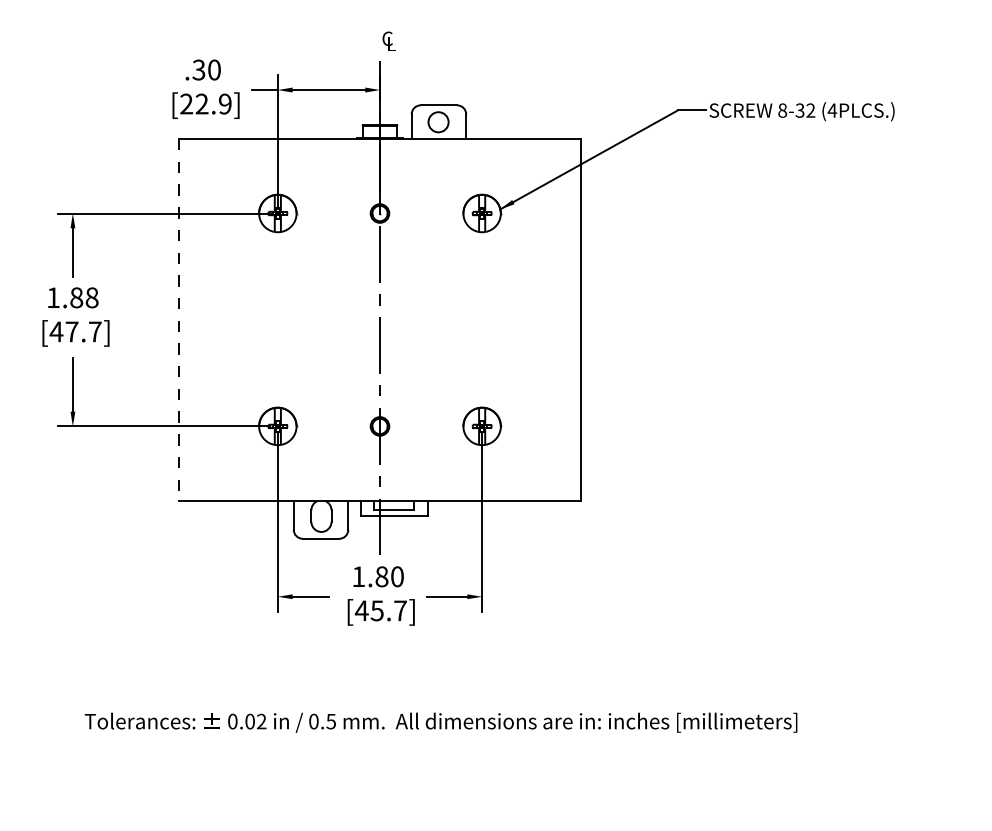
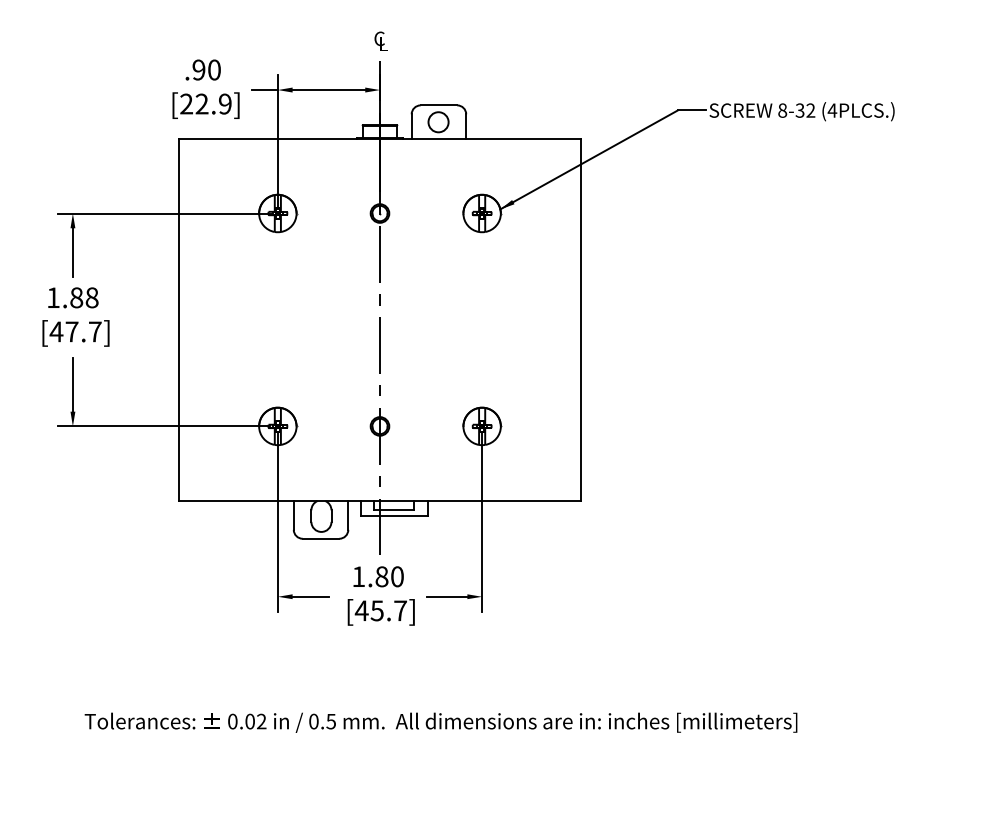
text position: (388, 40) -> (380, 40) (380, 40)
text: .30 -> .90 (198, 69)
line: dashed -> solid (178, 320)
